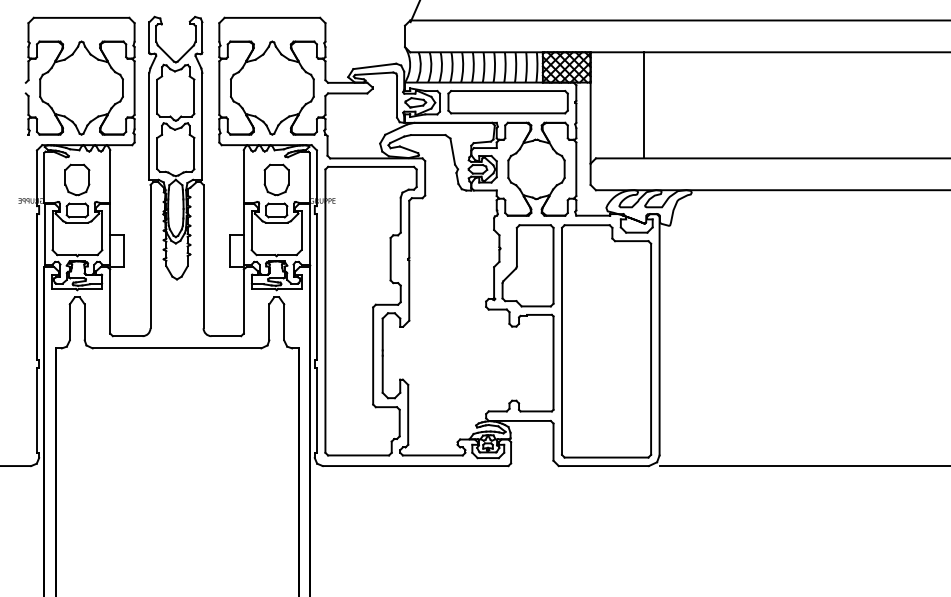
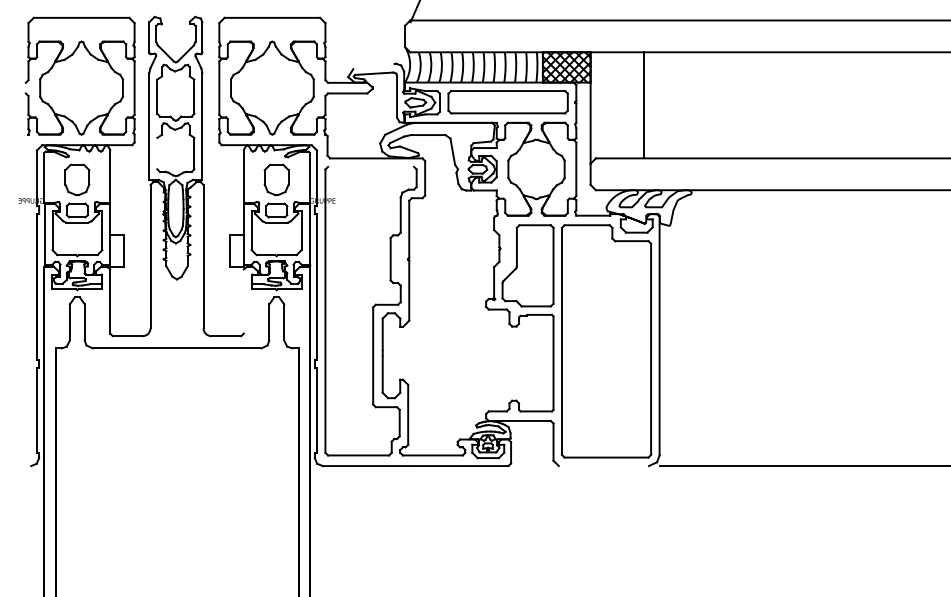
line: present -> none (373, 66)
line: present -> none (157, 153)
line: present -> none (371, 166)
line: present -> none (243, 301)
line: present -> none (16, 466)
line: present -> none (603, 466)
